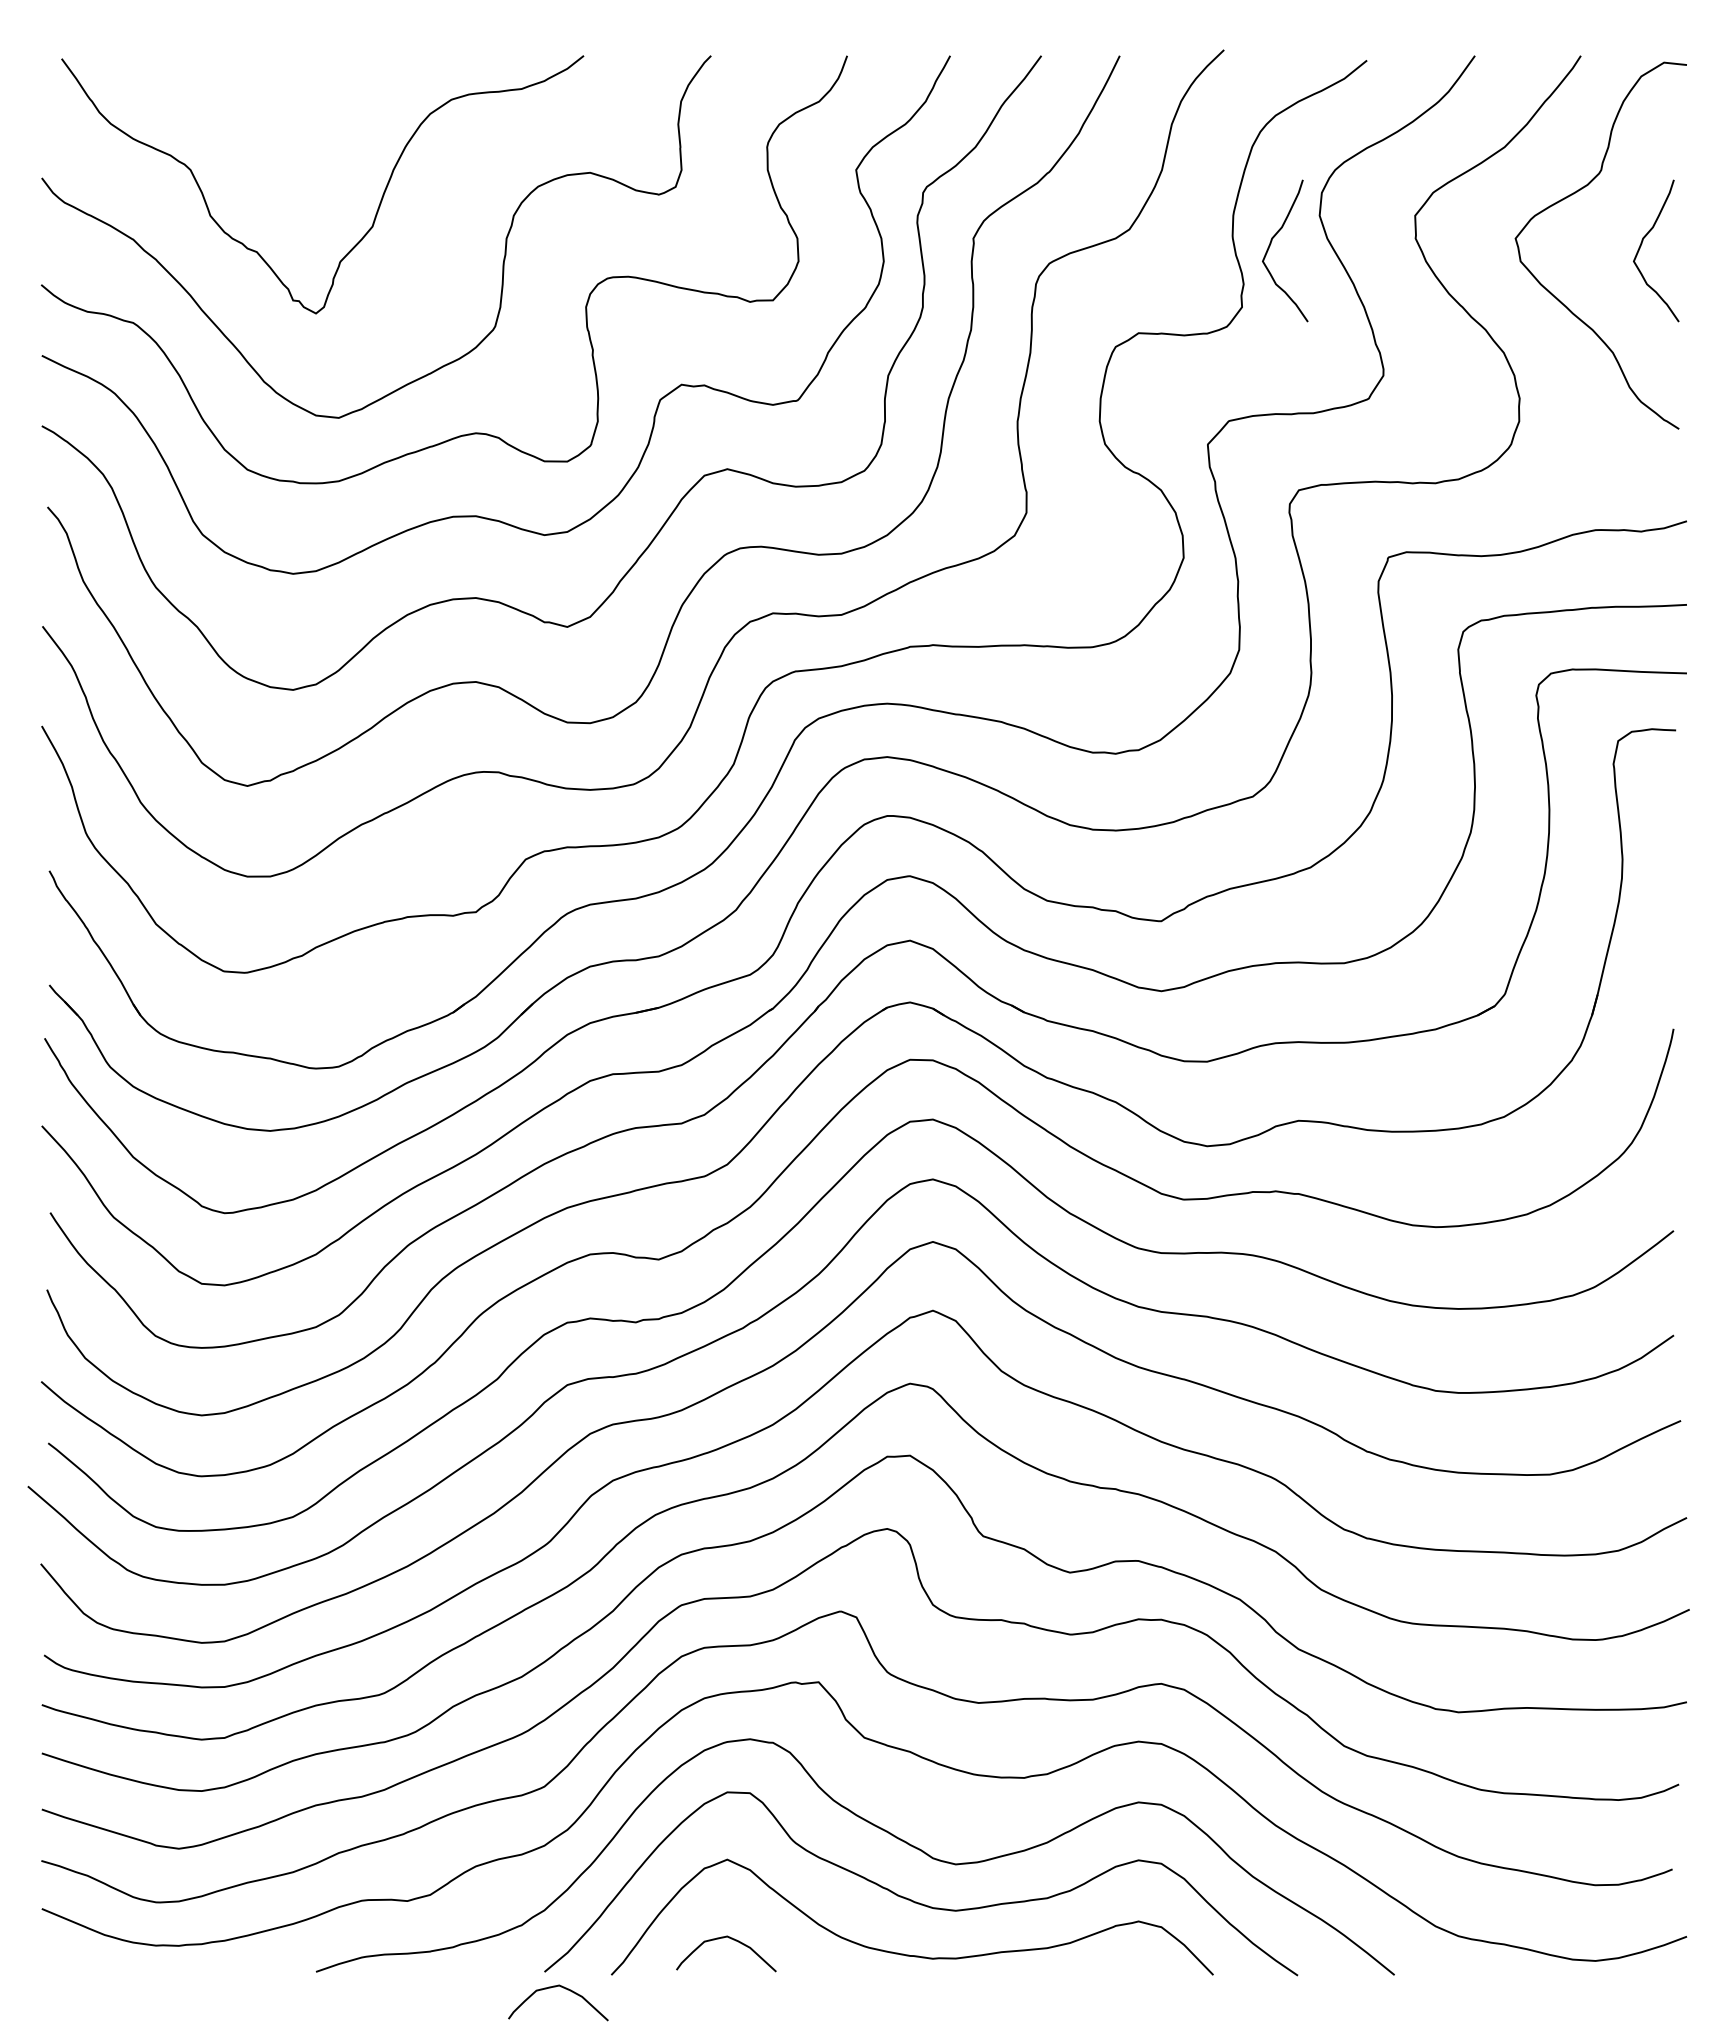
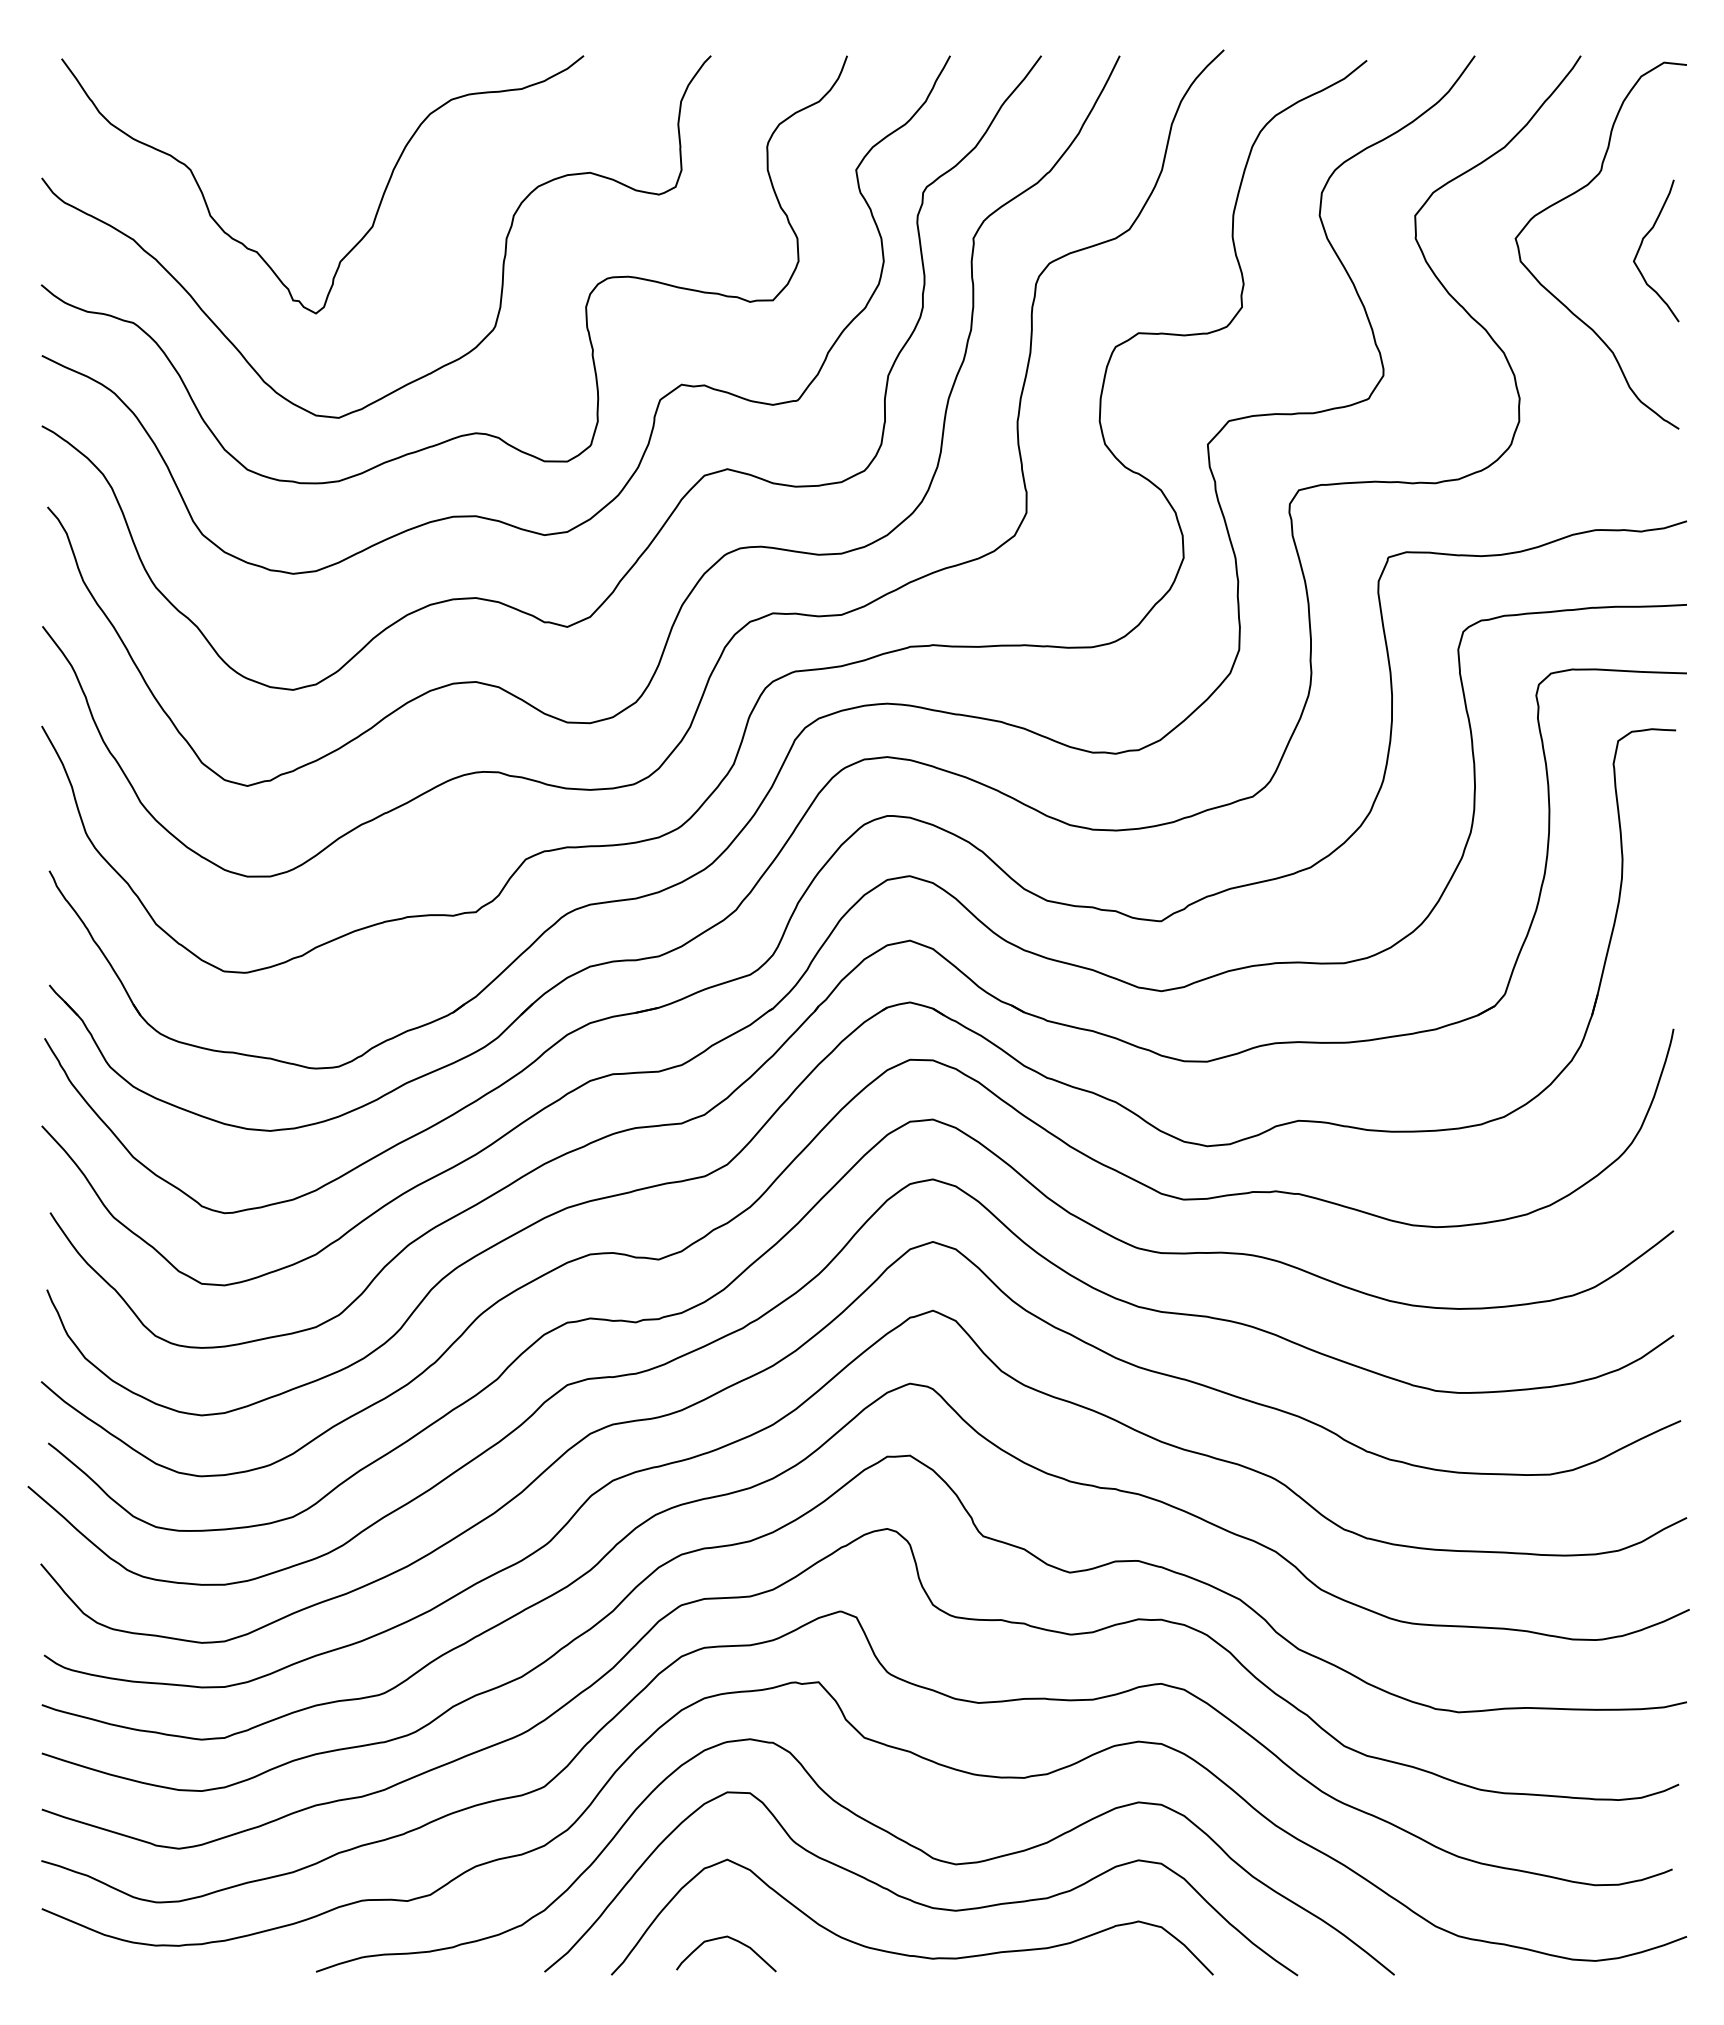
curve: present -> none (1270, 246)
curve: present -> none (565, 1989)
